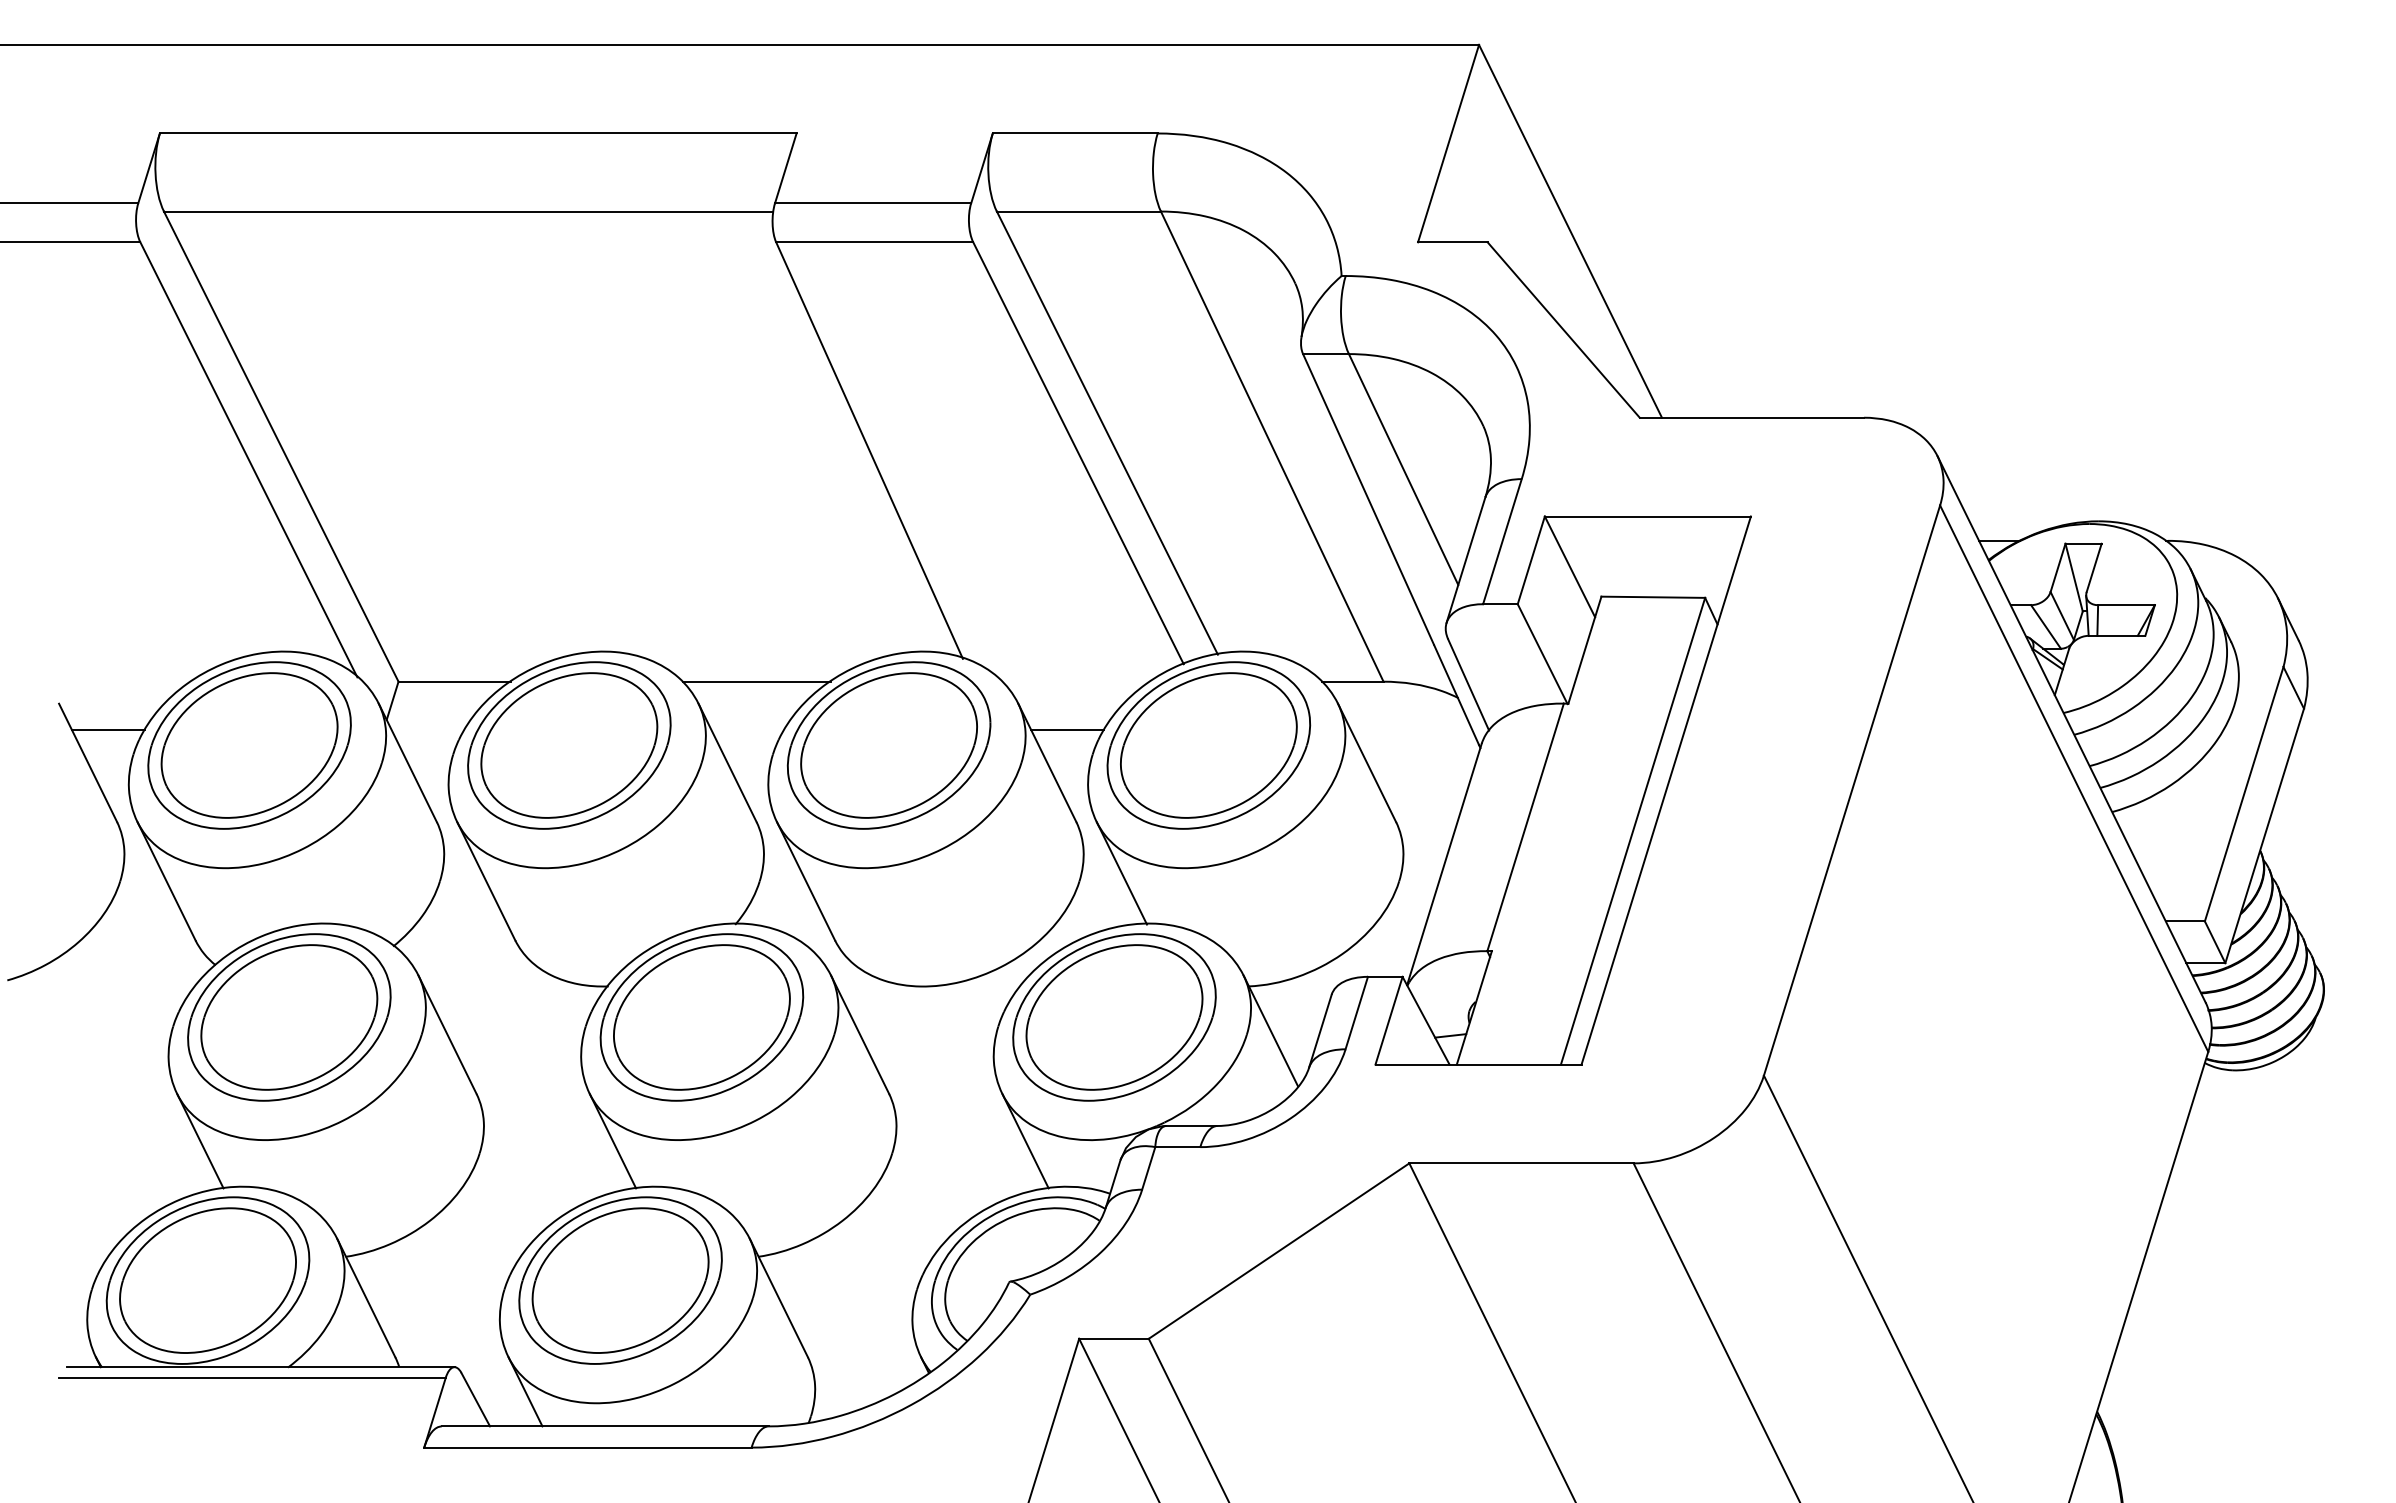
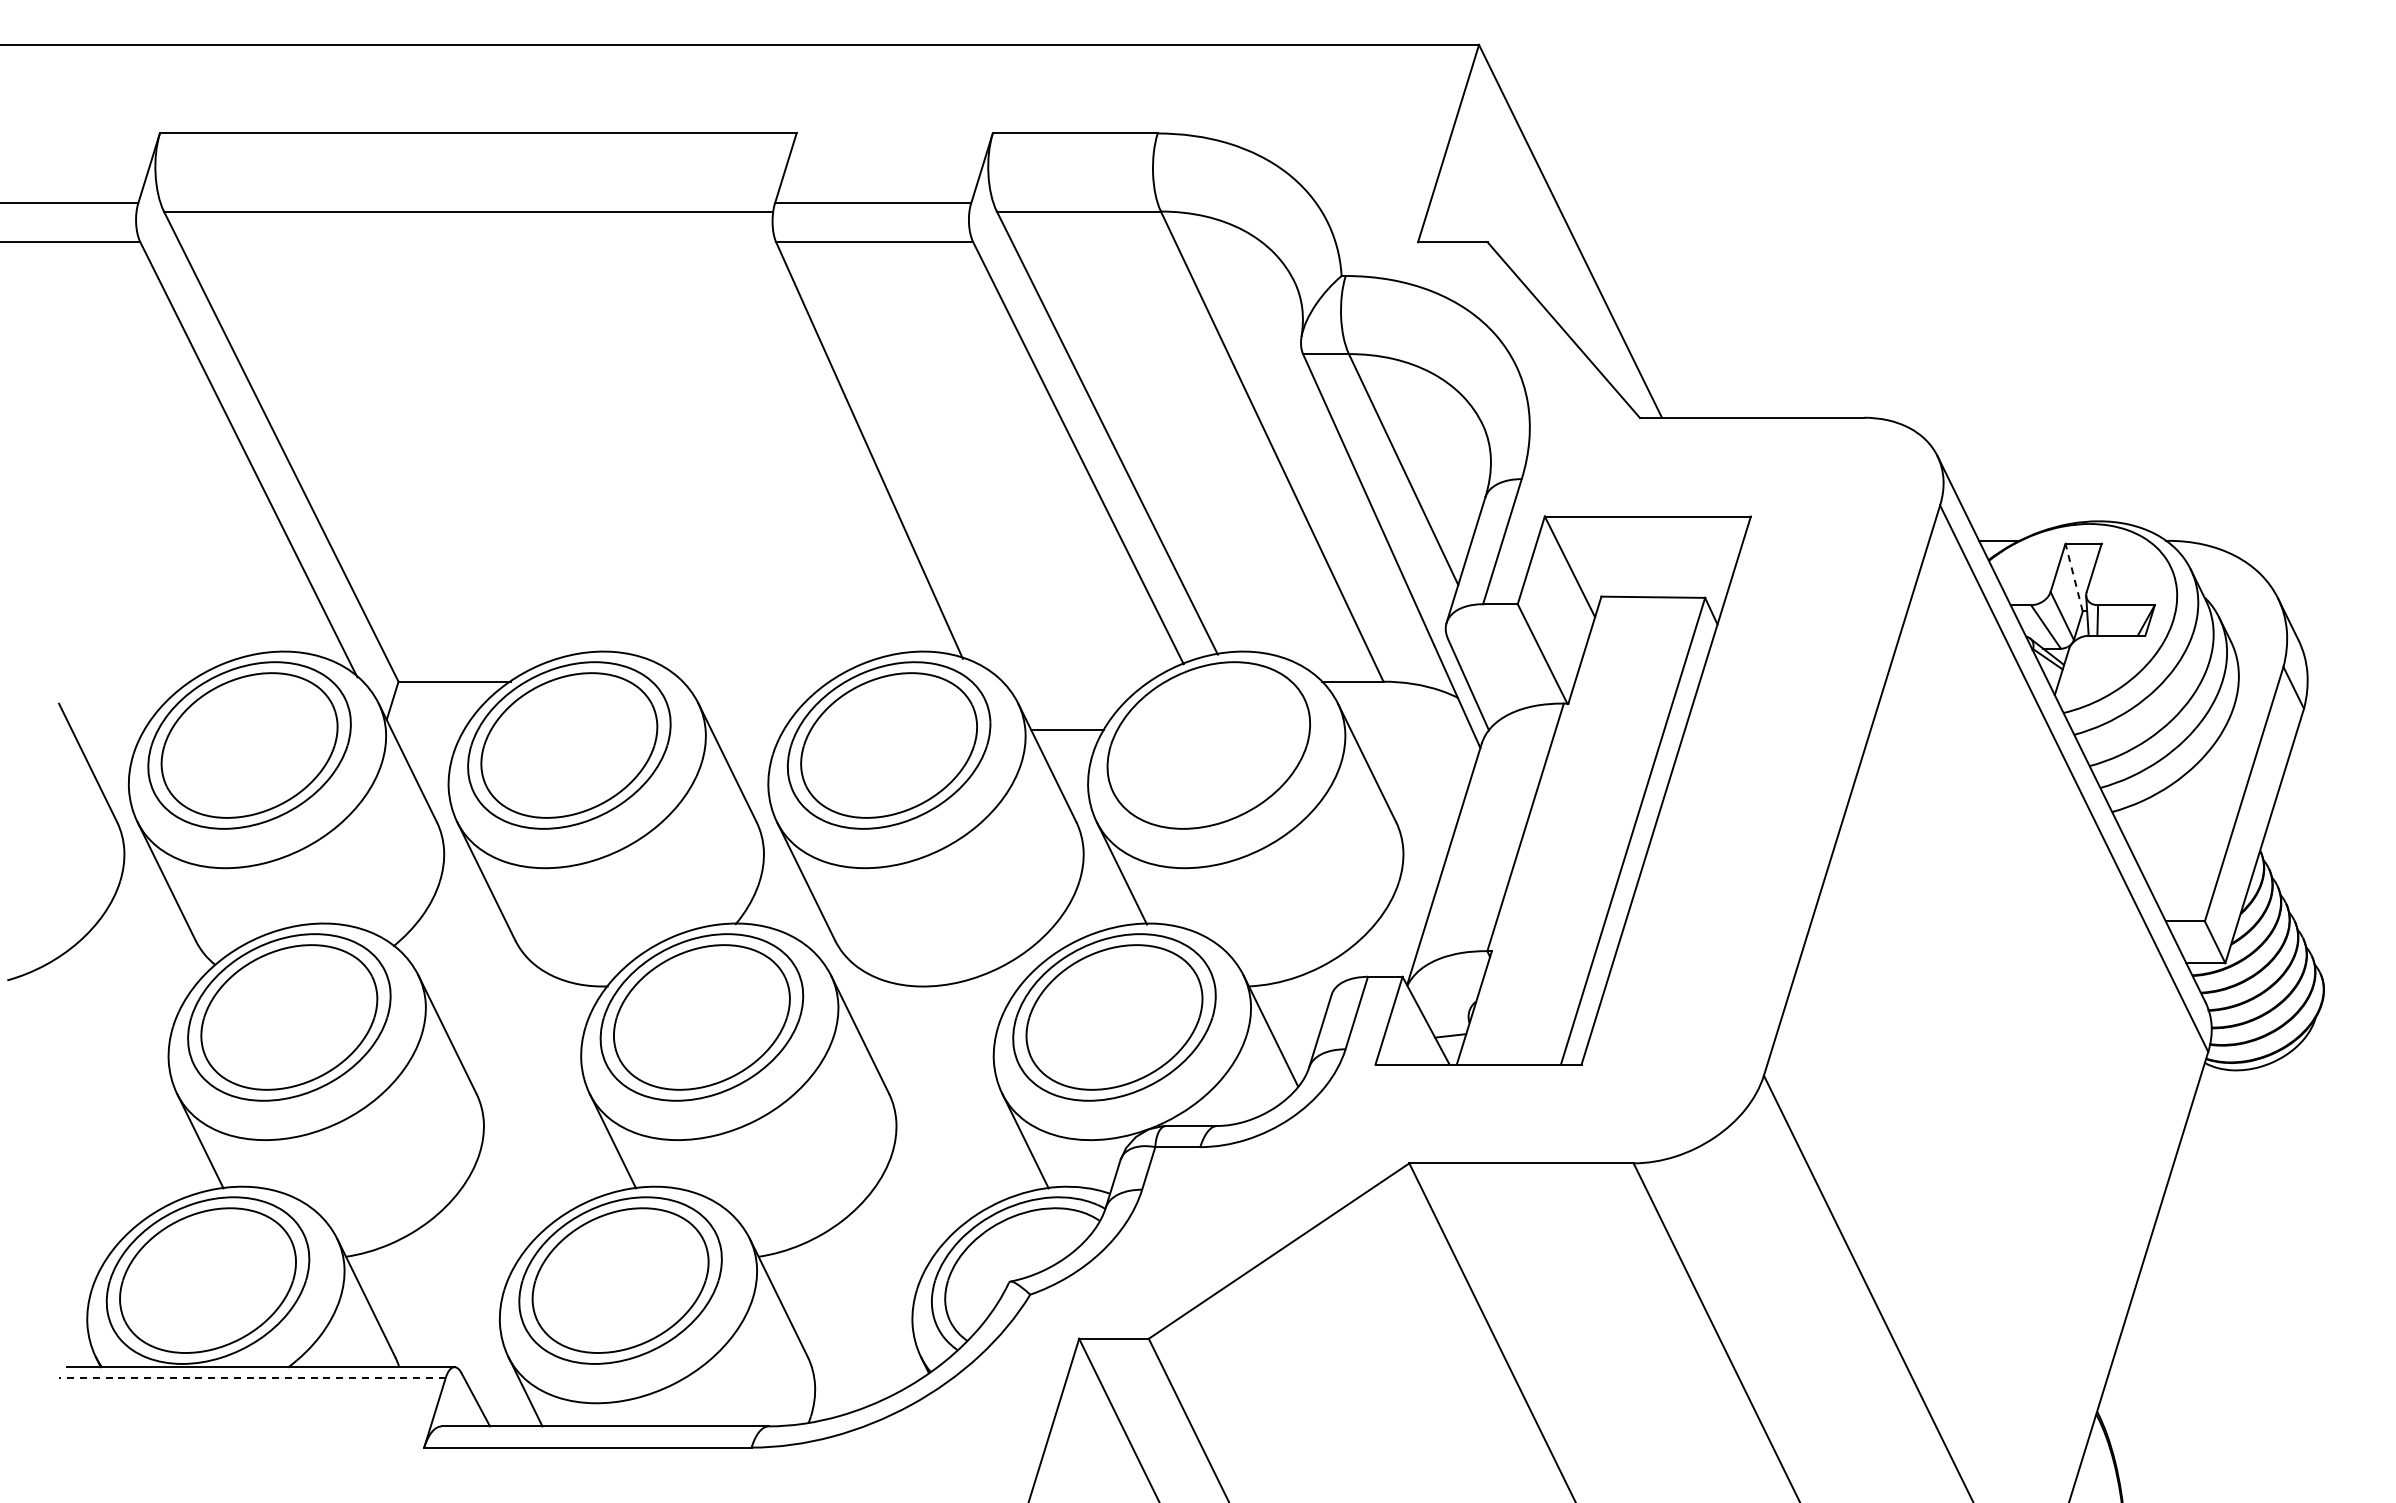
line: solid -> dashed (2074, 577)
line: present -> none (756, 681)
line: present -> none (108, 729)
part: present -> none (1208, 745)
line: solid -> dashed (252, 1377)
